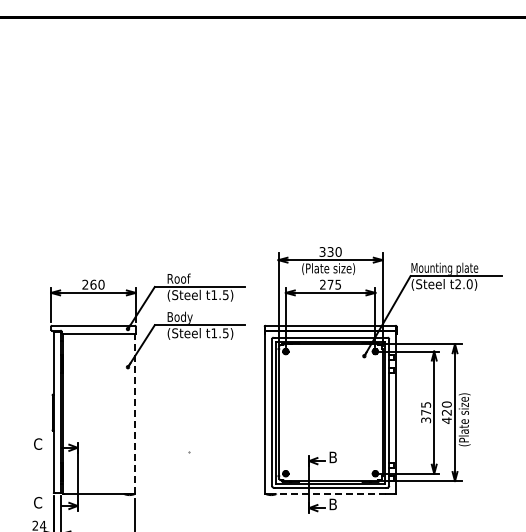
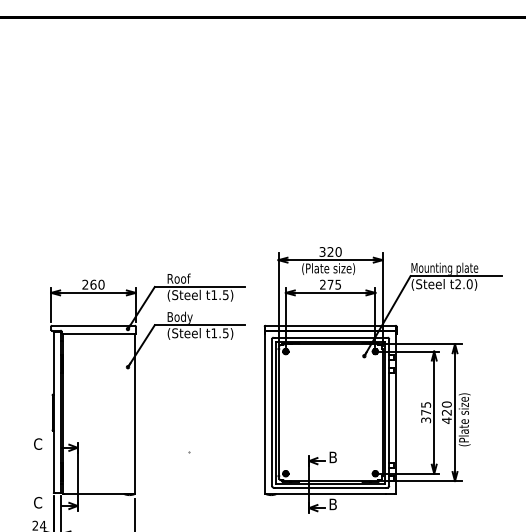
text: 330 -> 320 (330, 251)
line: dashed -> solid (135, 413)
line: dashed -> solid (330, 494)
